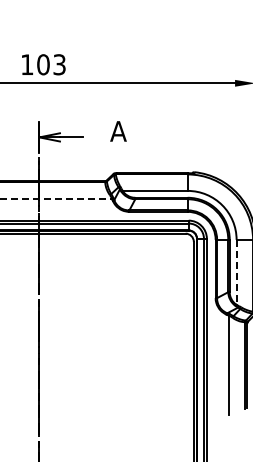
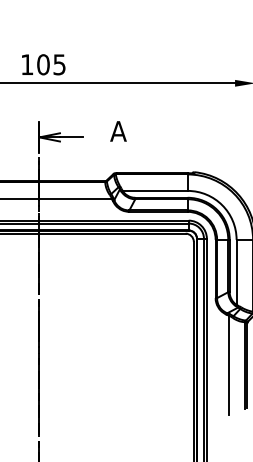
text: 103 -> 105 (59, 64)
line: dashed -> solid (56, 198)
line: dashed -> solid (236, 272)
